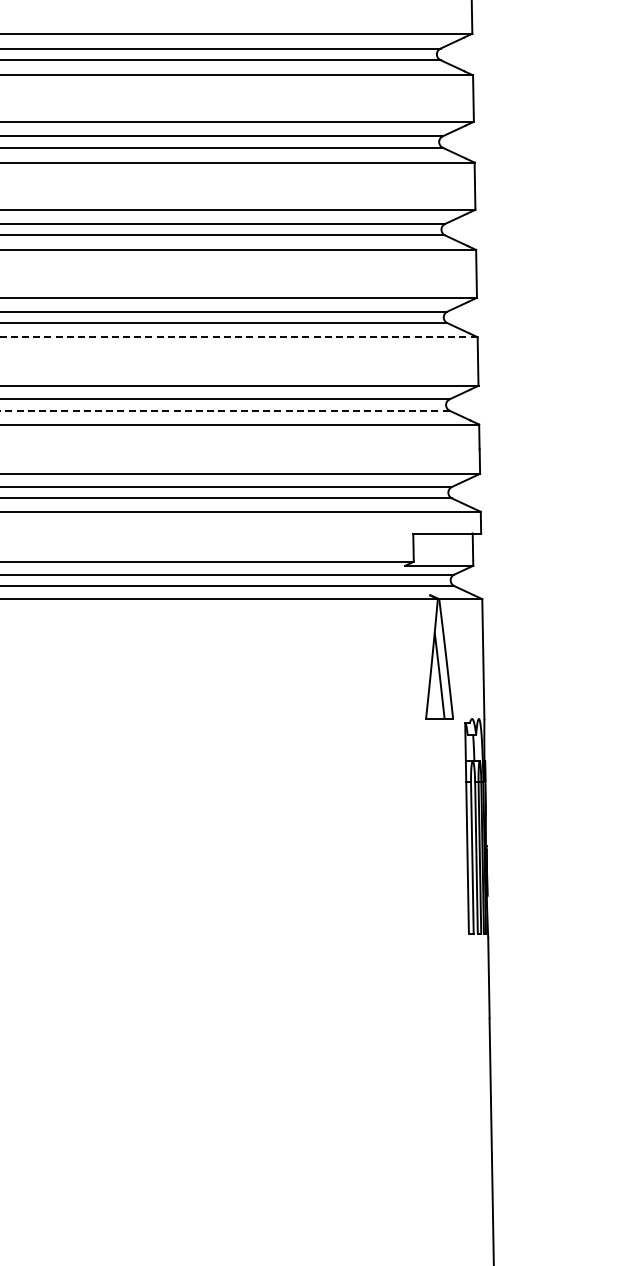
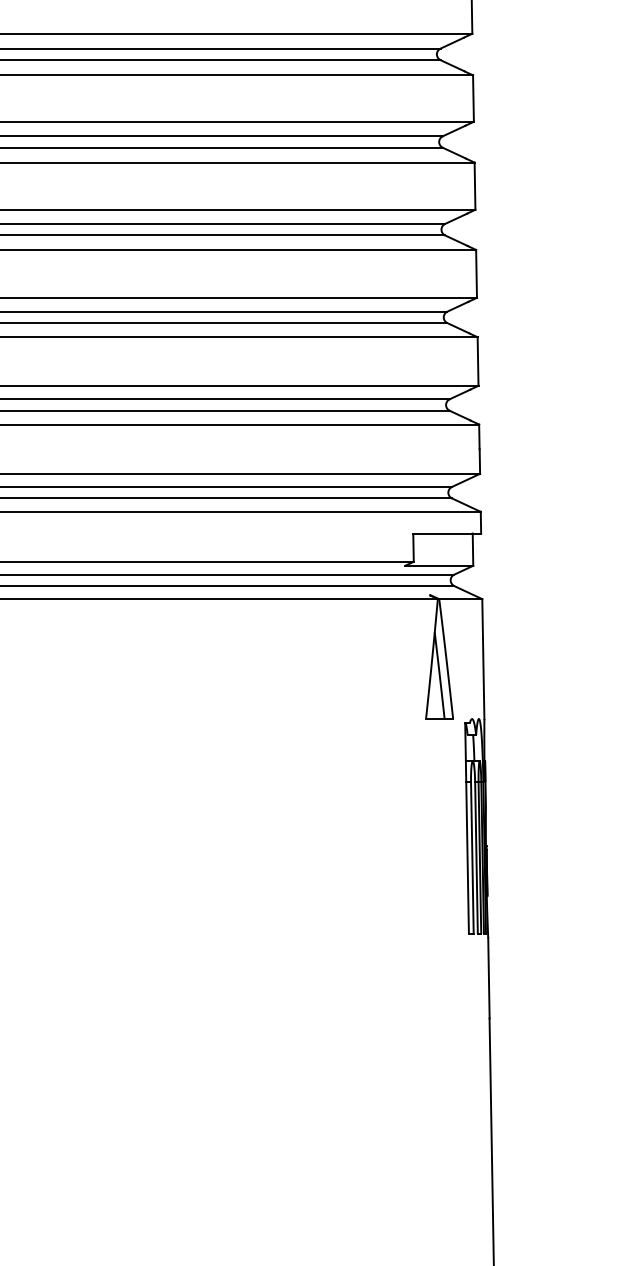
line: dashed -> solid (238, 337)
line: dashed -> solid (224, 410)
